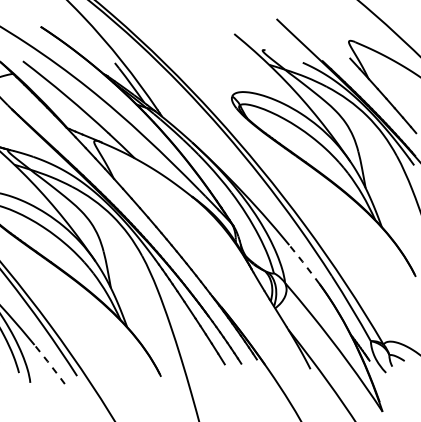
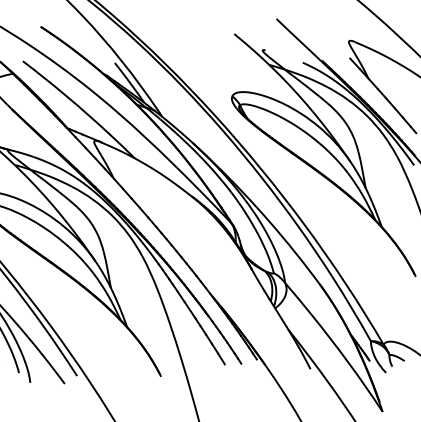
line: dashed -> solid (304, 264)
line: dashed -> solid (50, 364)
